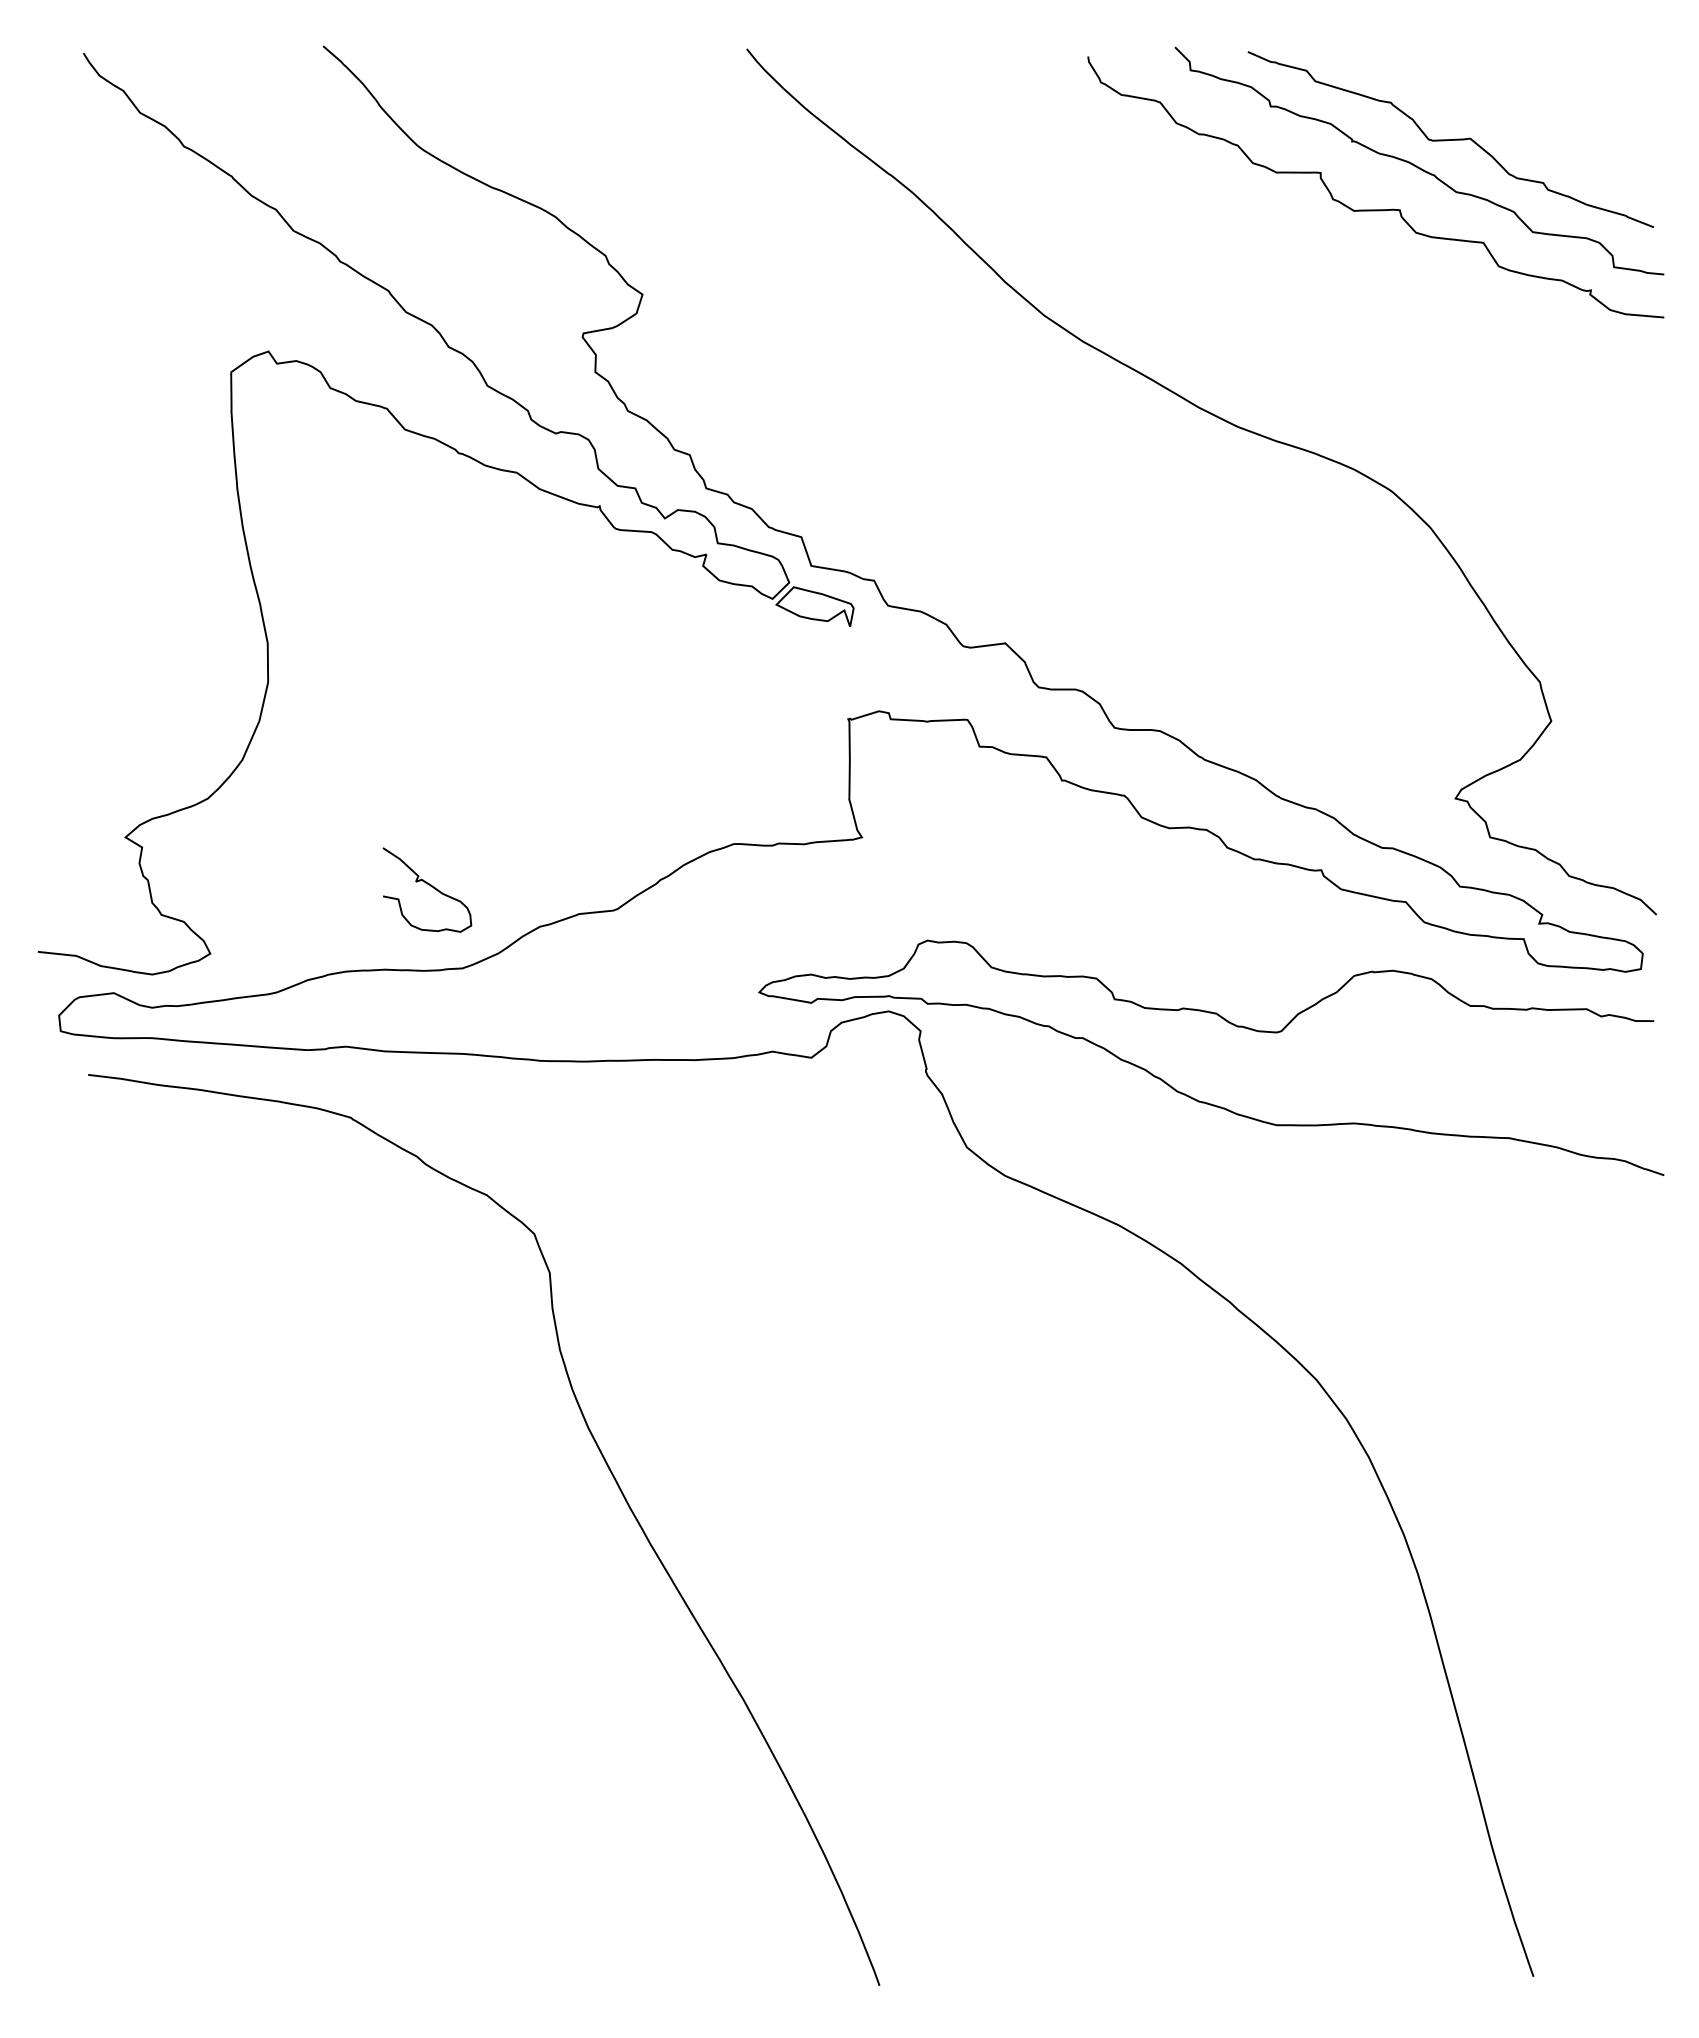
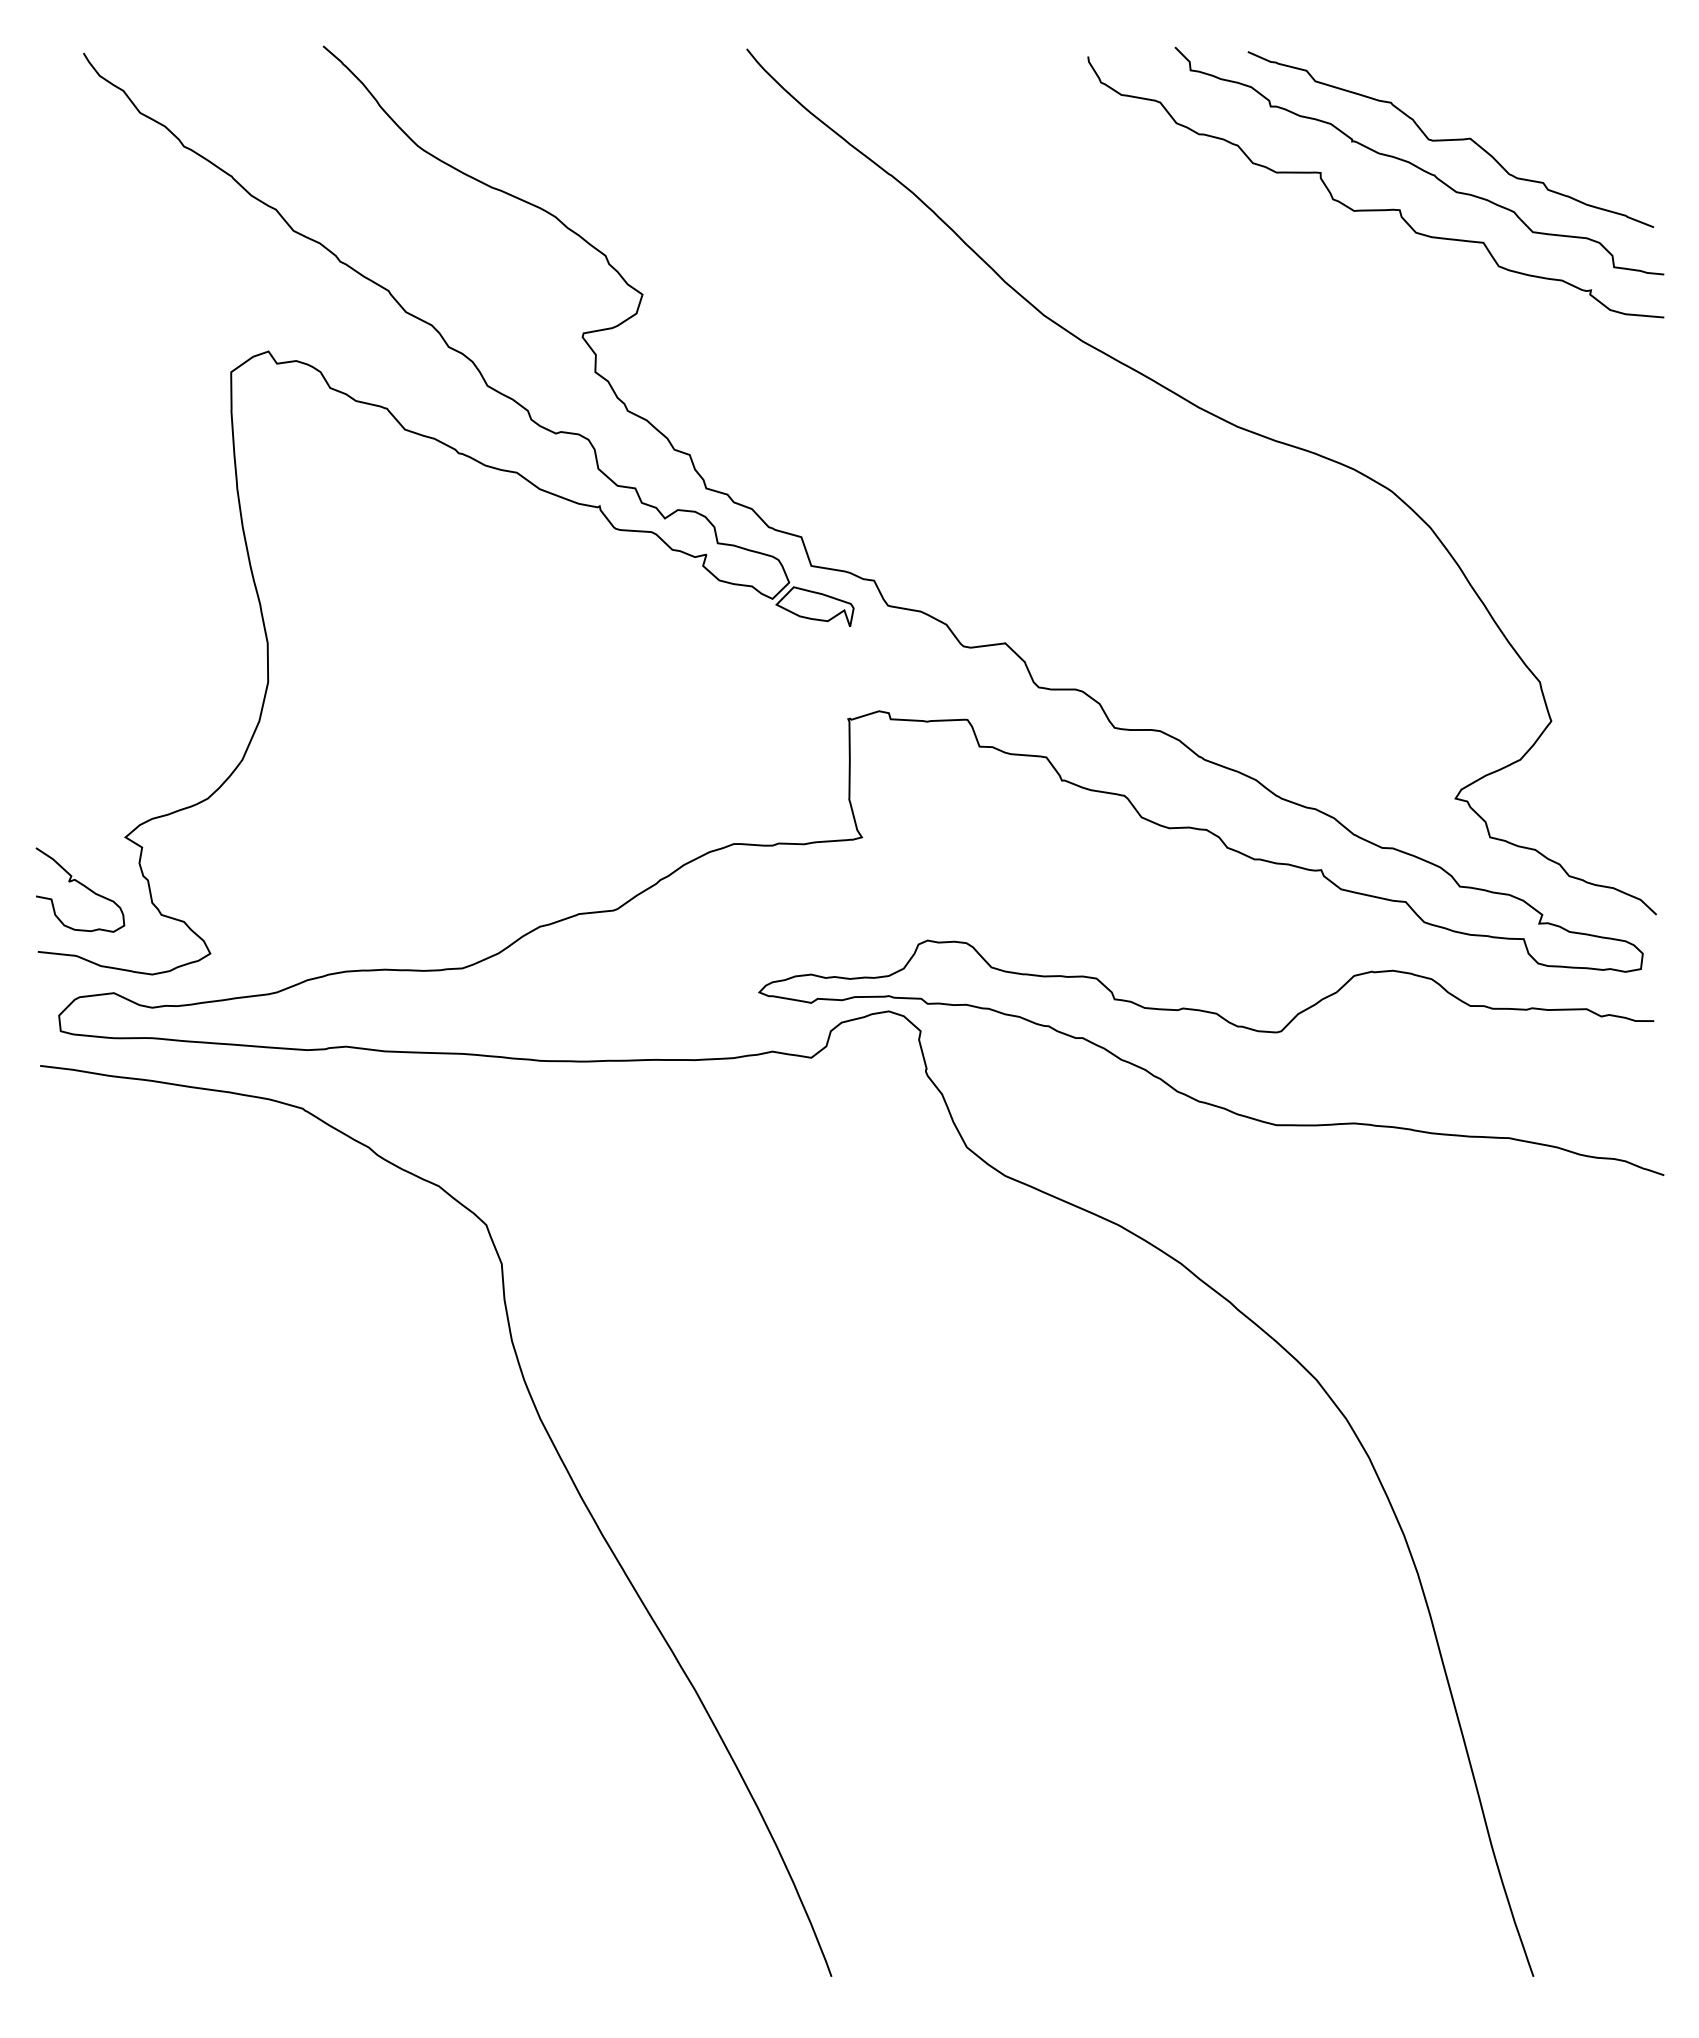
curve position: (428, 885) -> (81, 885) (81, 885)
curve position: (607, 1467) -> (559, 1458) (559, 1458)
